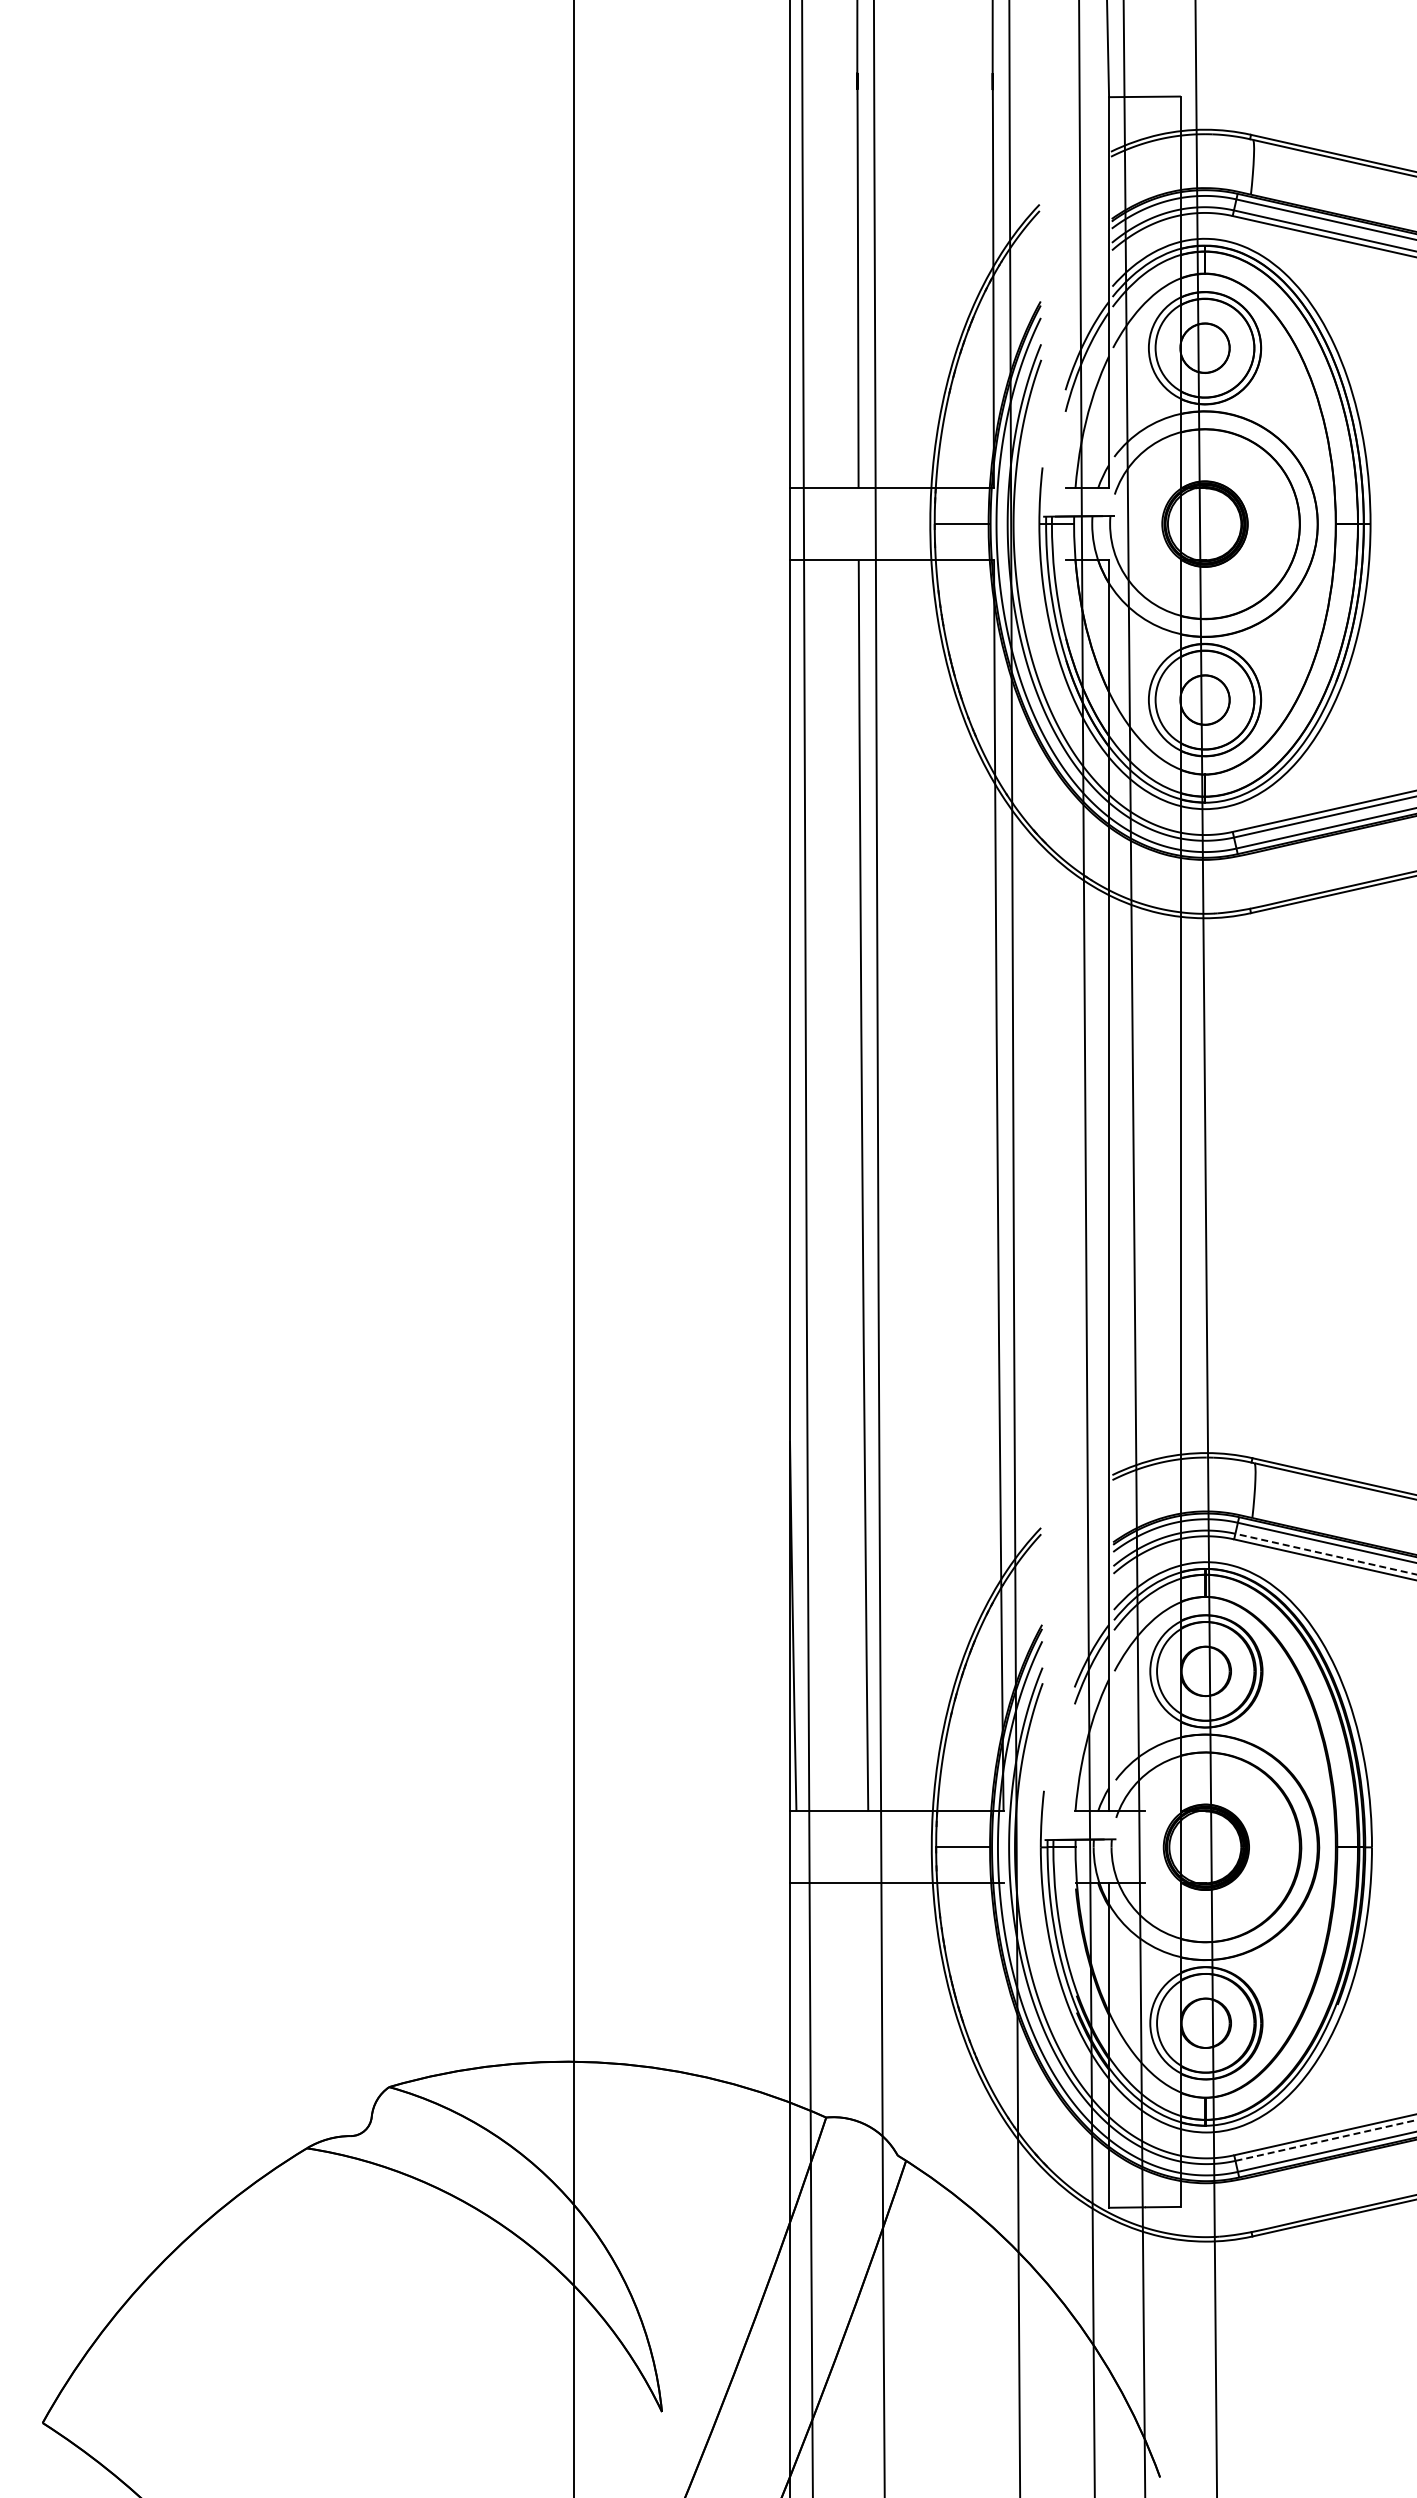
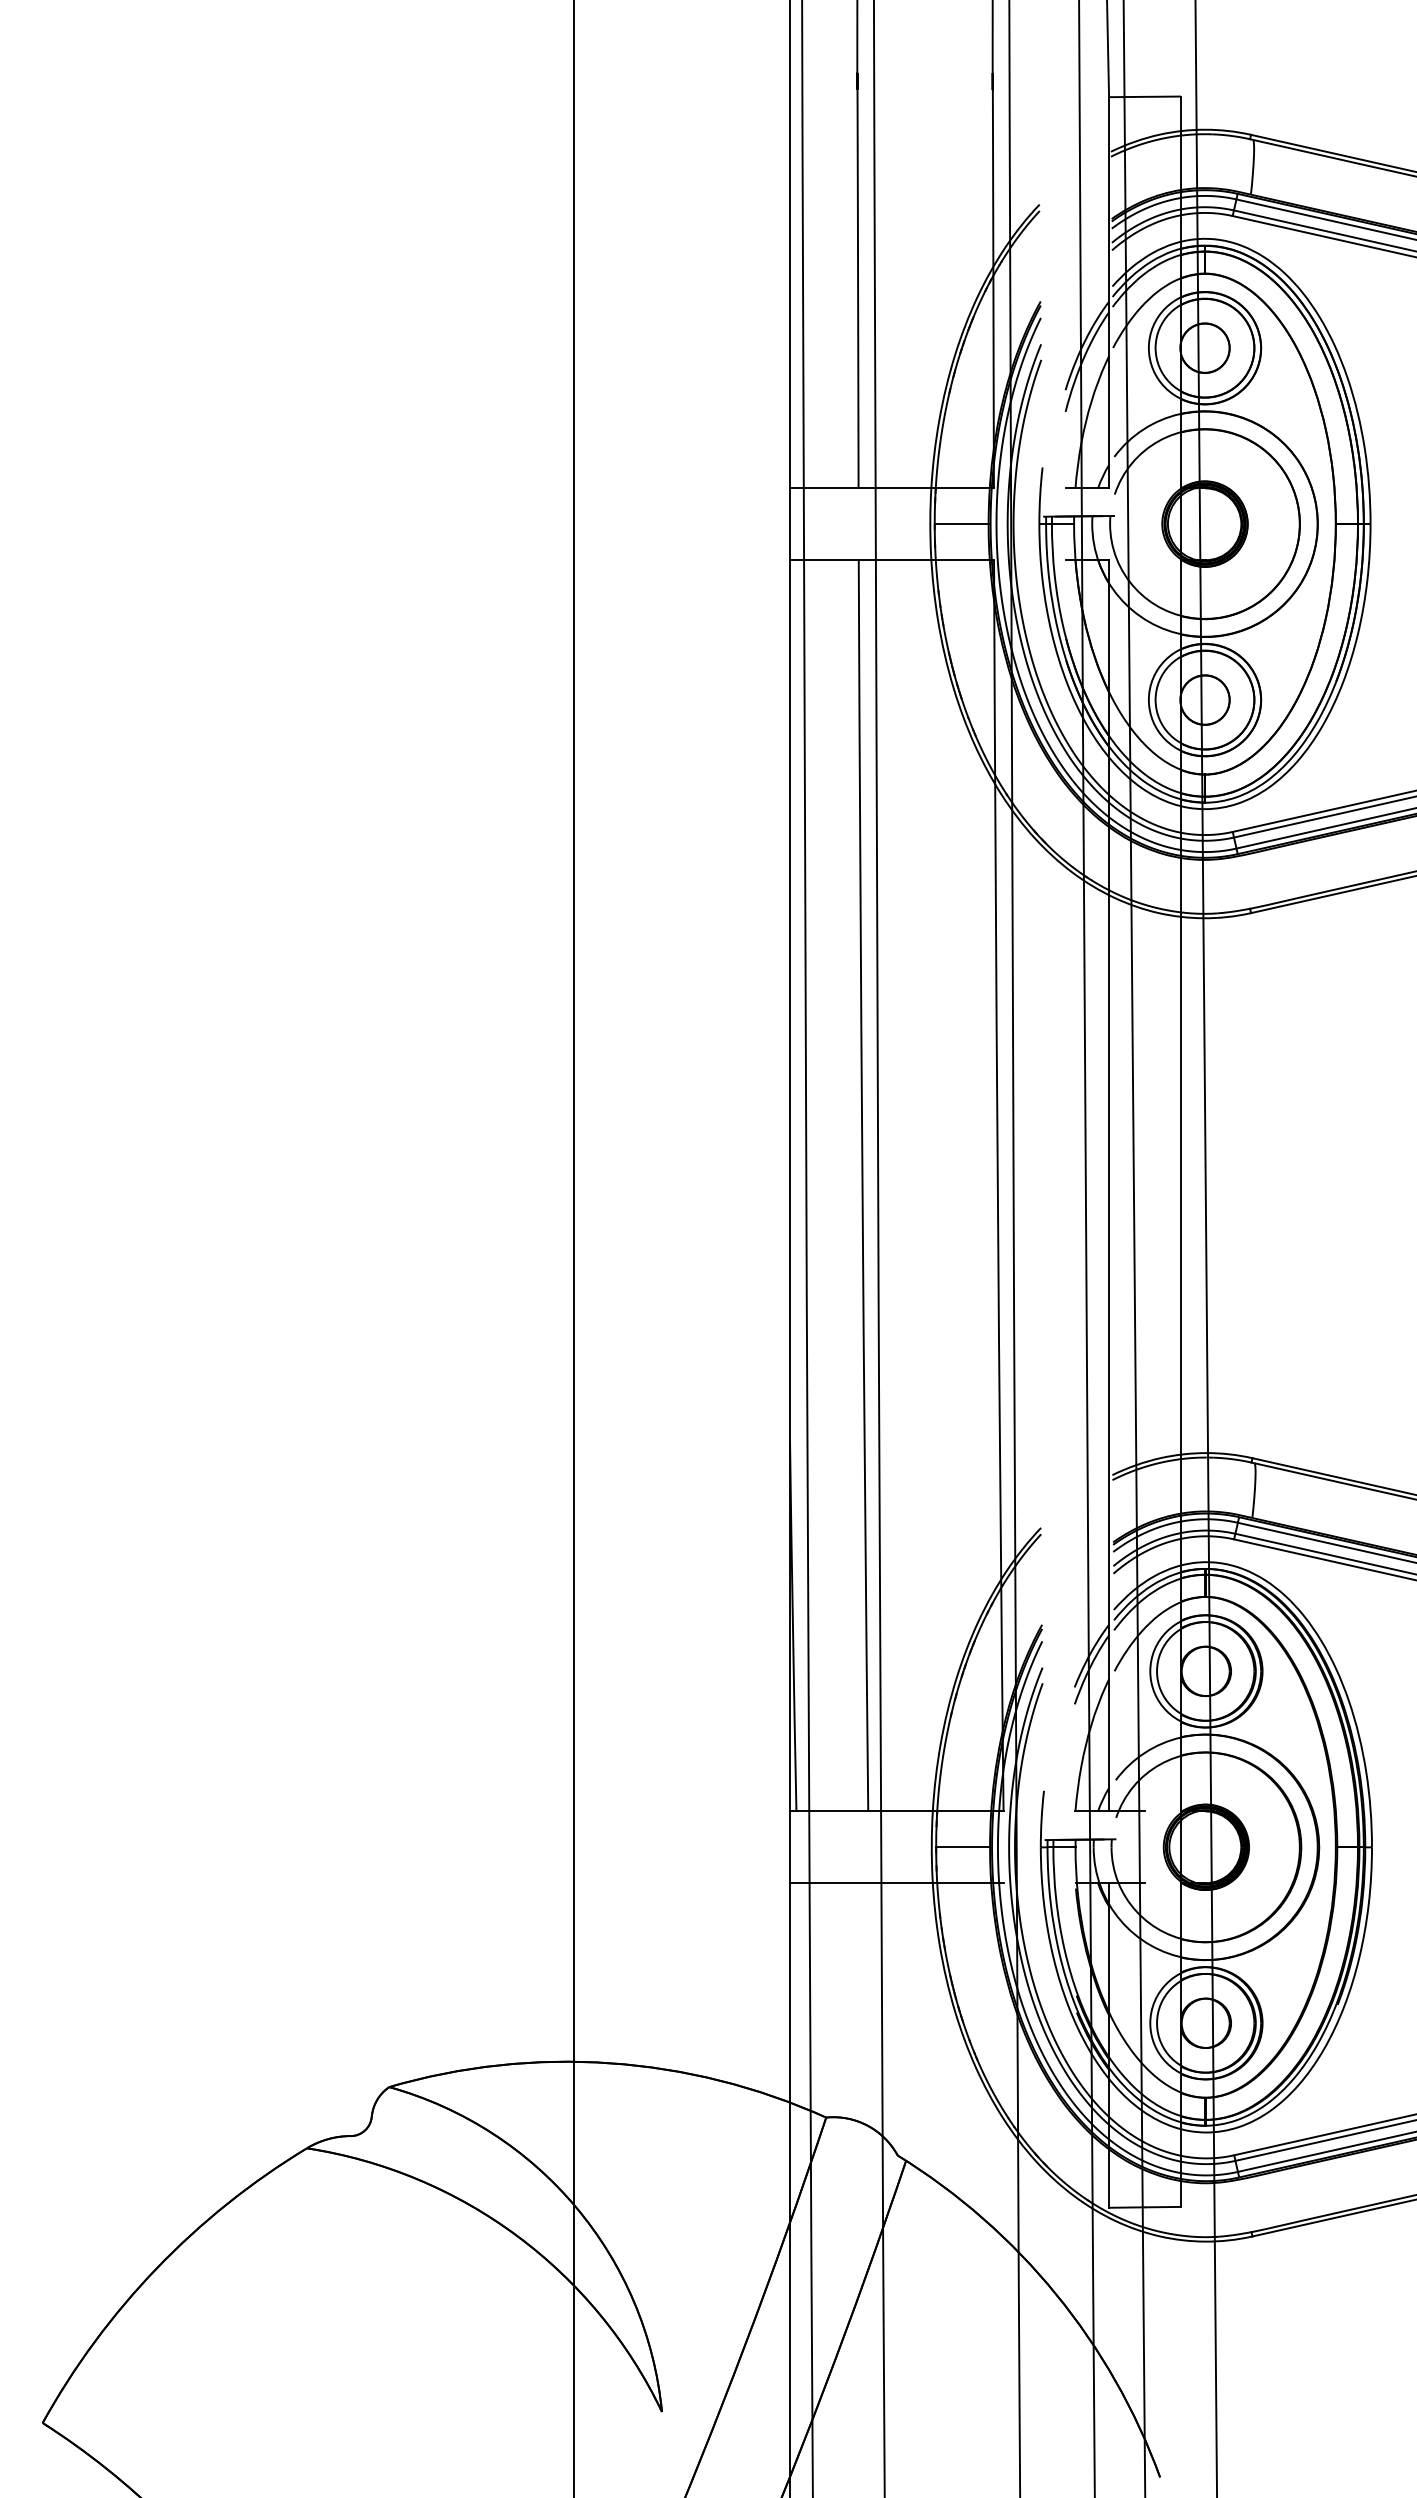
line: dashed -> solid (1325, 1554)
line: dashed -> solid (1326, 2140)
